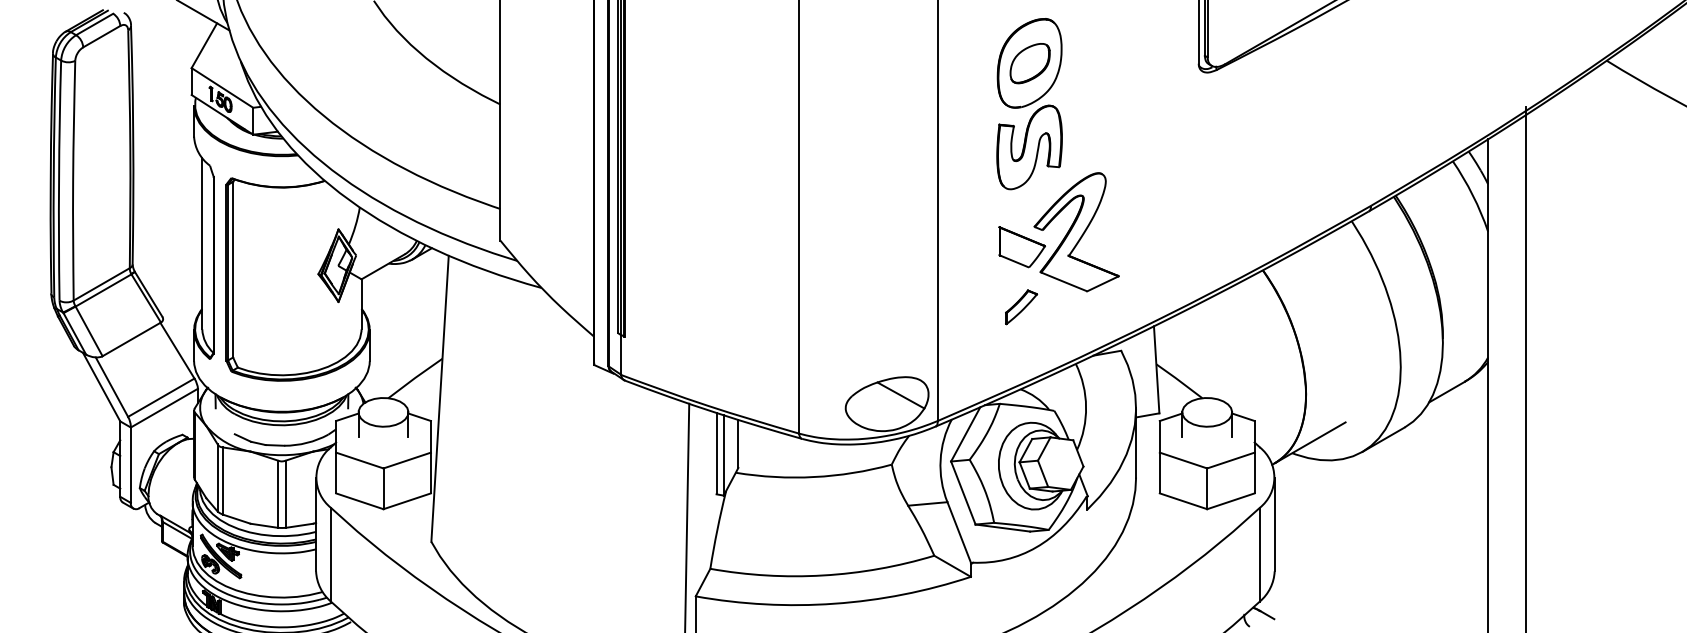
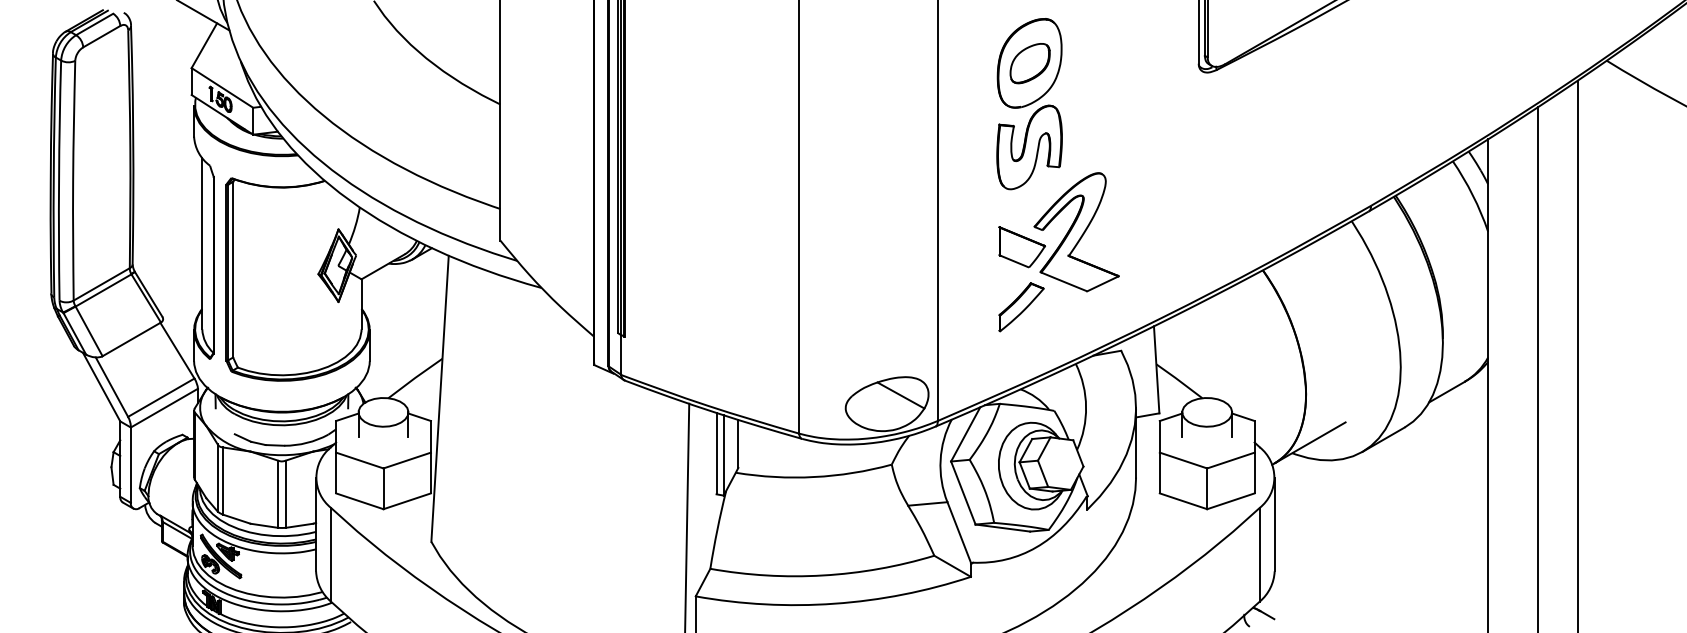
part size: 34x37 px -> 47x51 px (1021, 307)
line: none -> present (1577, 354)
line position: (1526, 368) -> (1538, 368) (1538, 368)
